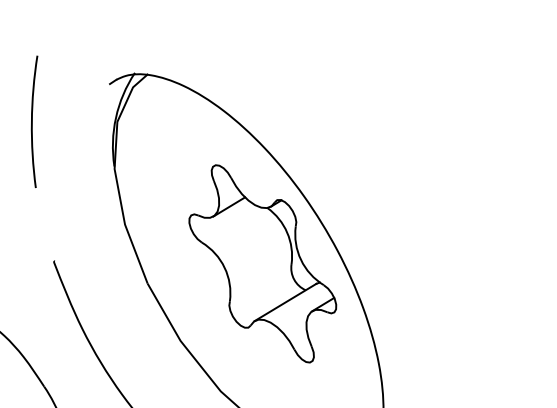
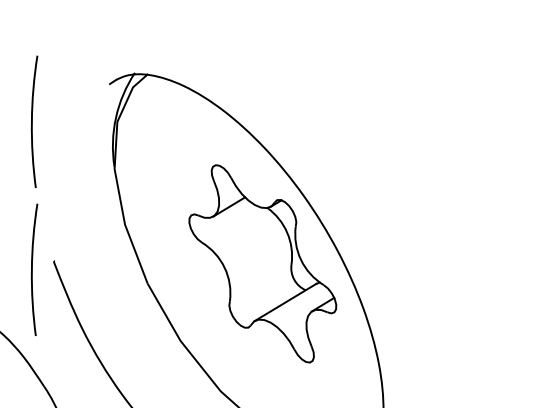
arc: none -> present (32, 269)
